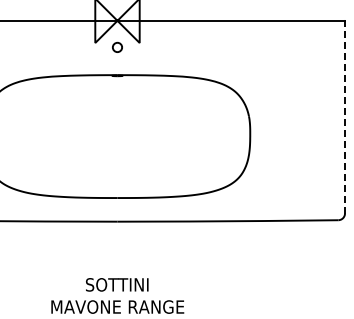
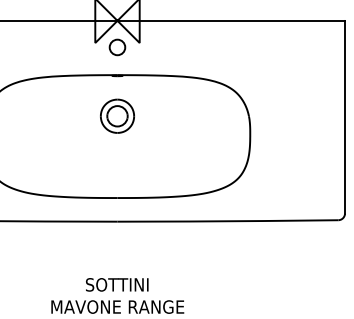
circle size: 11x12 px -> 19x19 px (117, 47)
part: none -> present (117, 115)
line: dashed -> solid (345, 116)
